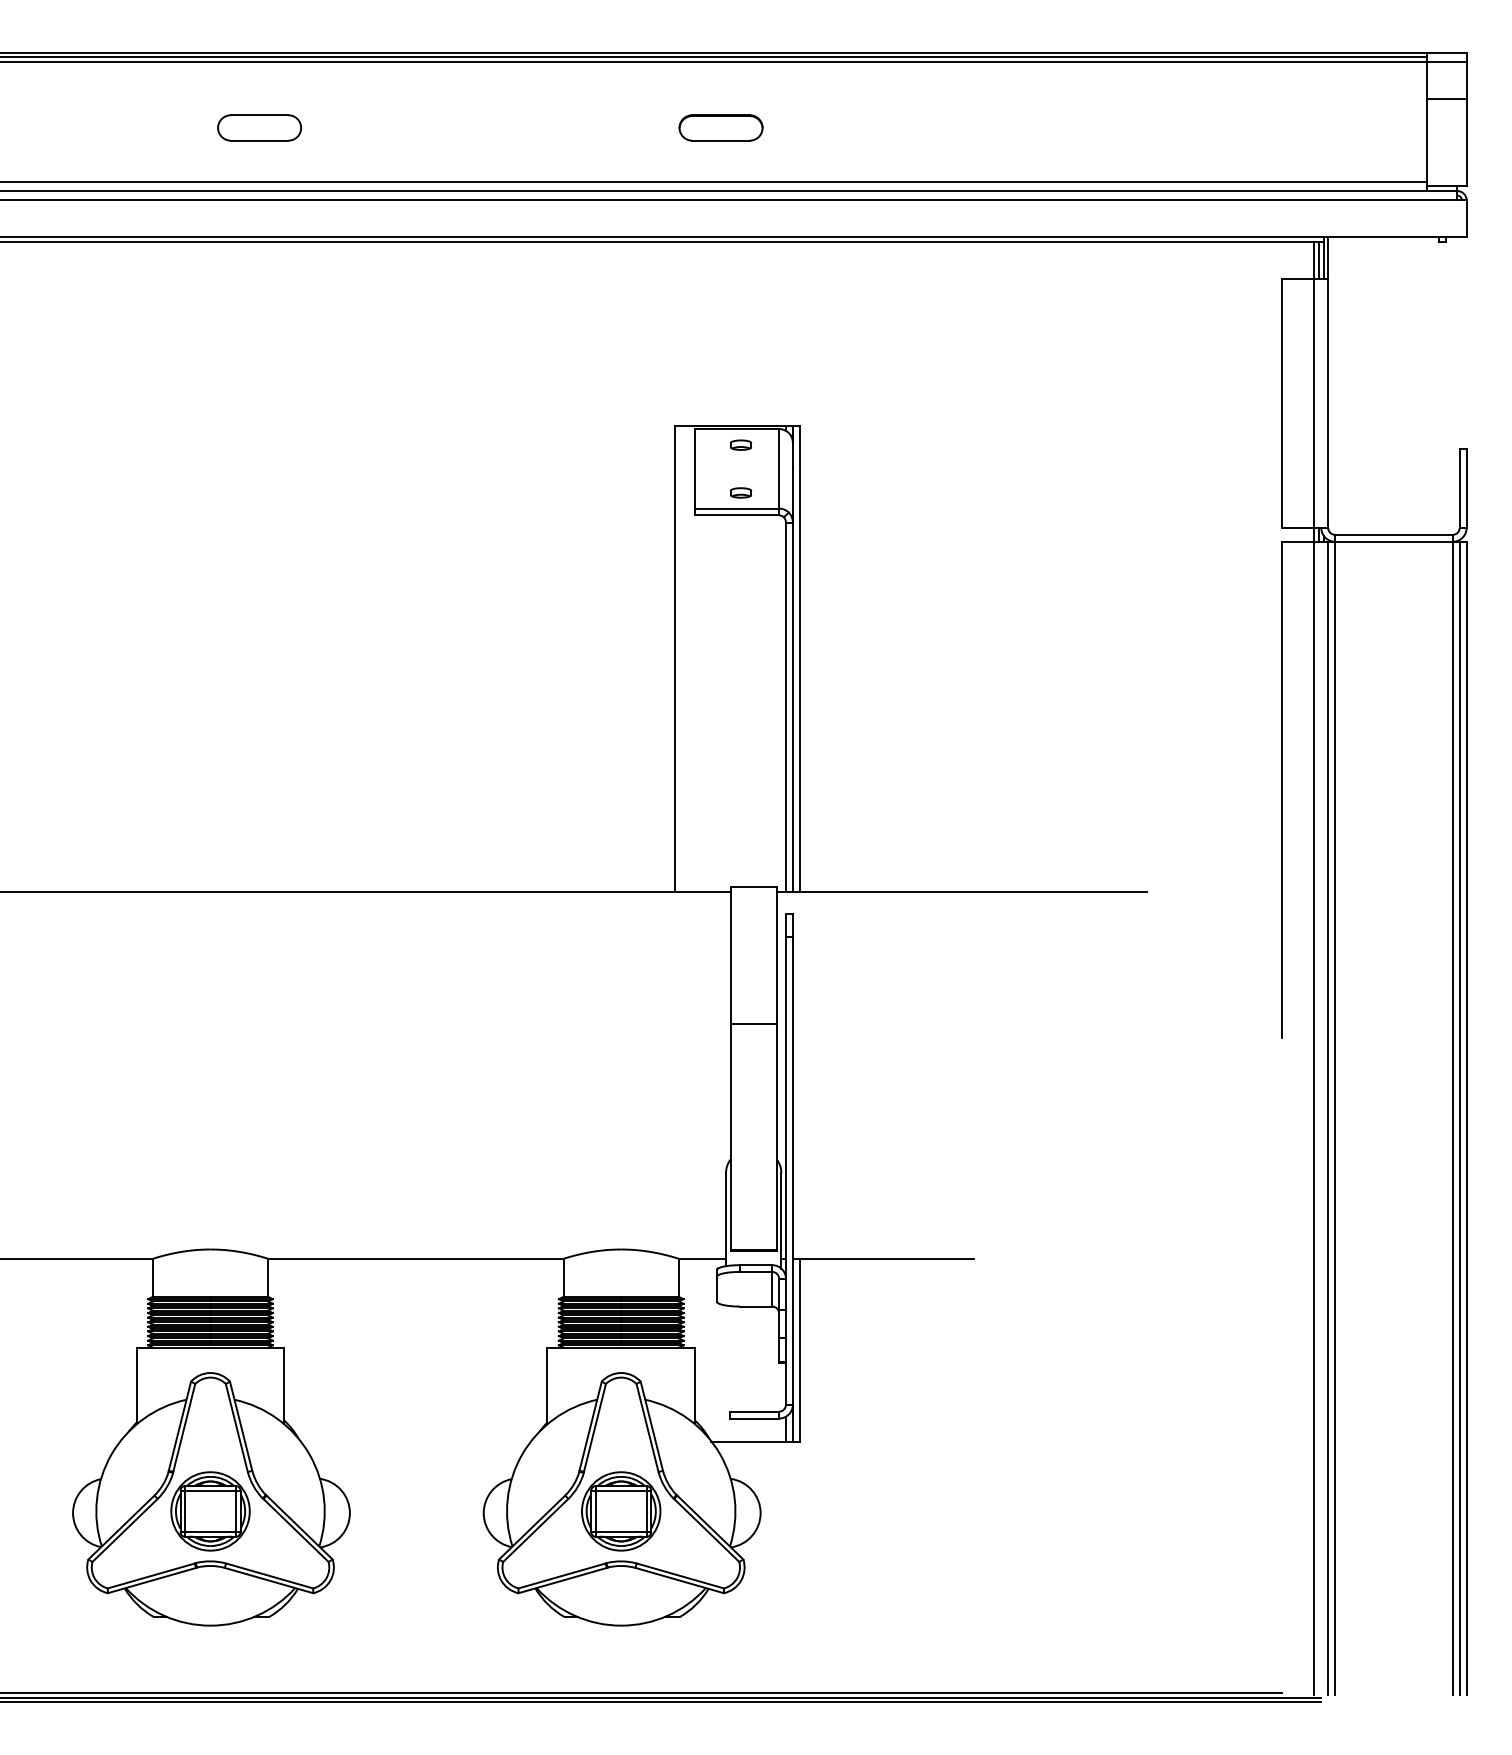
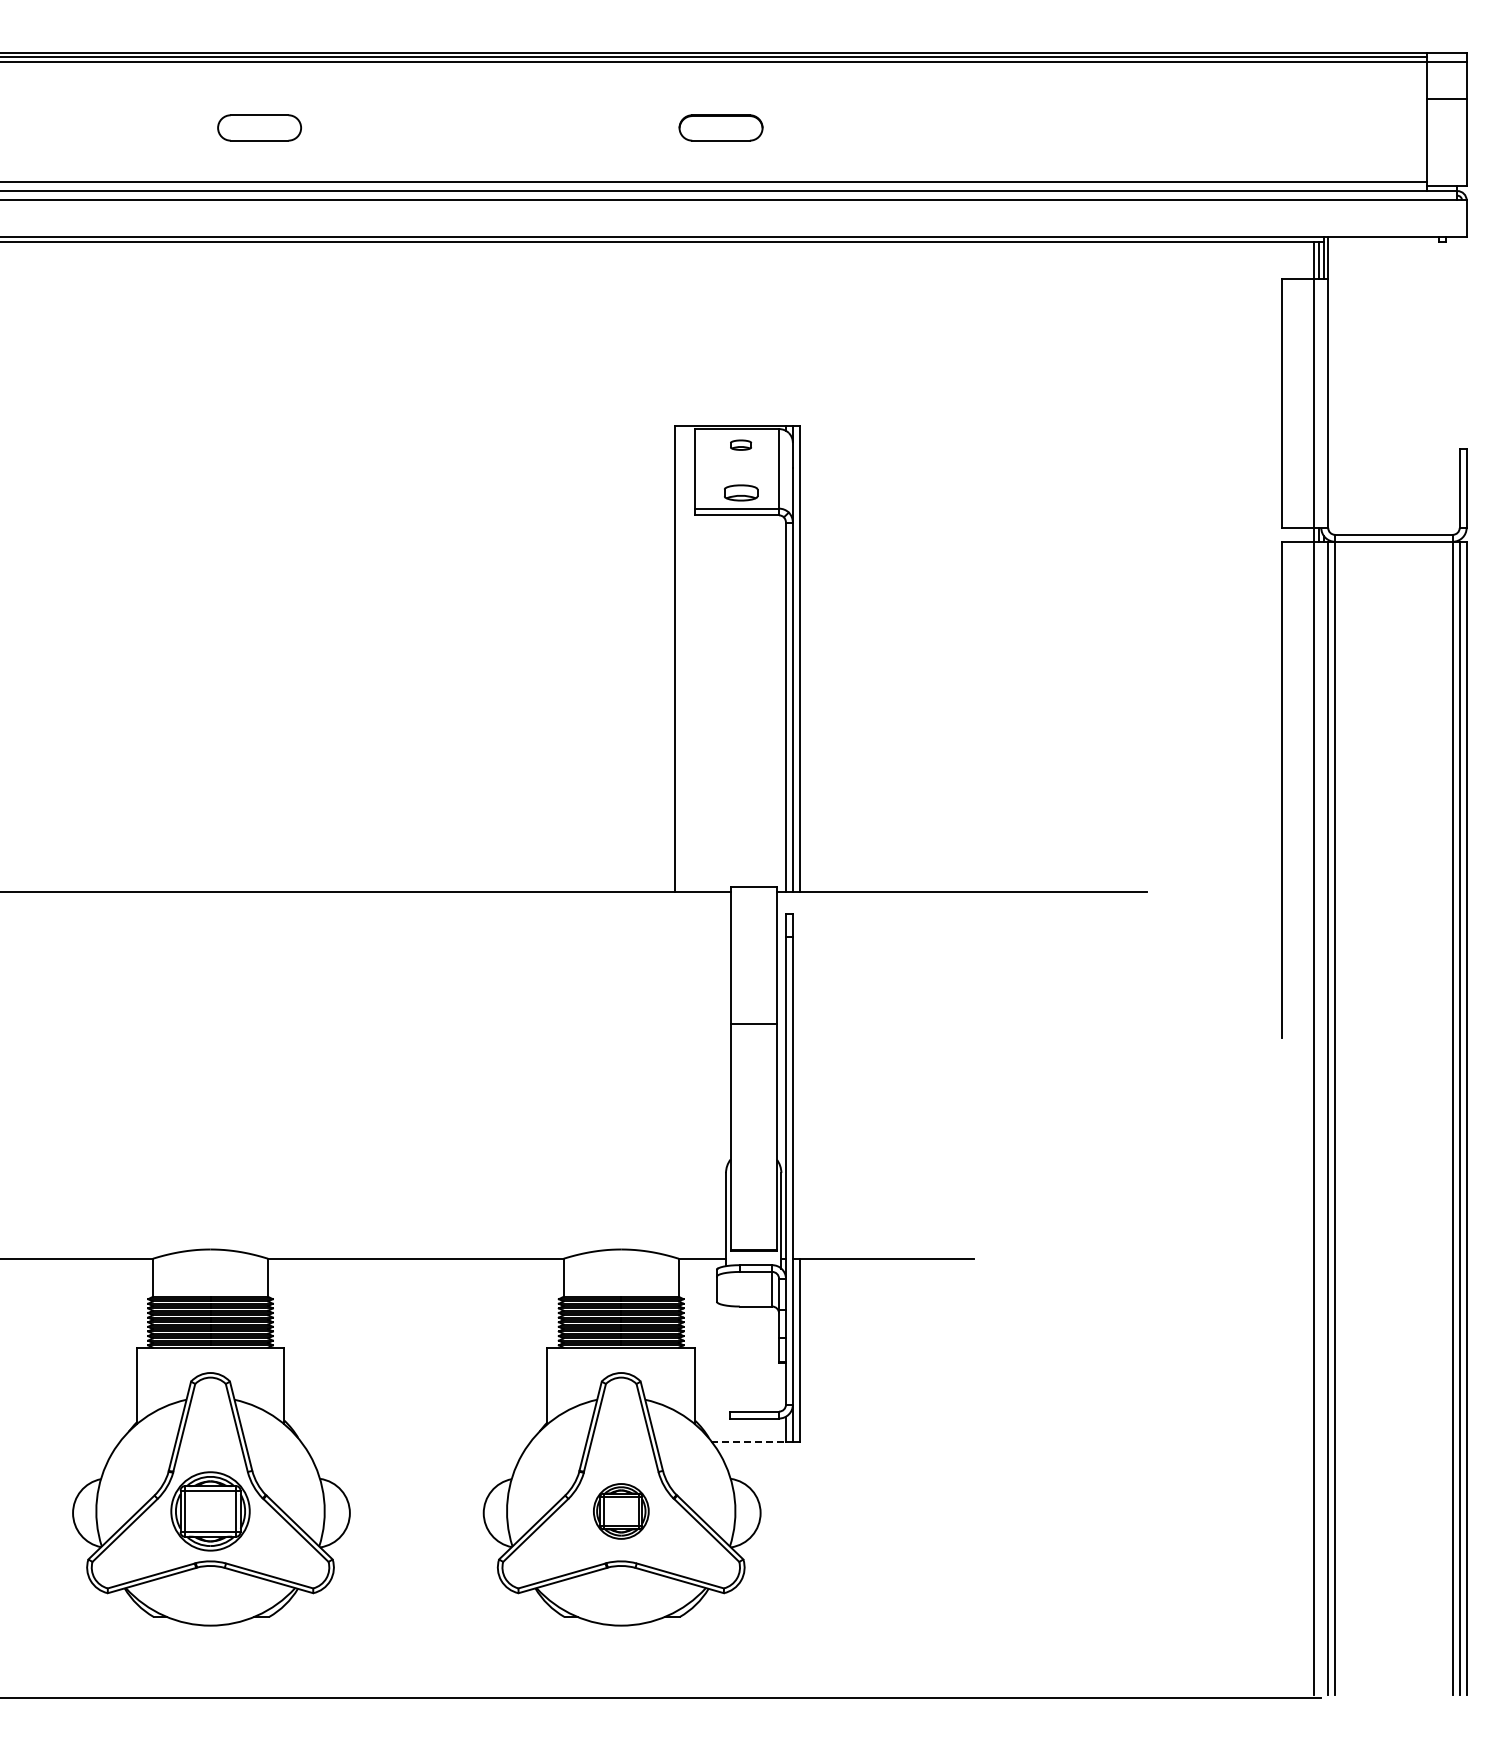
part size: 22x12 px -> 35x18 px (741, 492)
line: solid -> dashed (749, 1441)
part size: 81x81 px -> 57x57 px (621, 1511)
line: present -> none (642, 1693)
line: present -> none (661, 1702)
